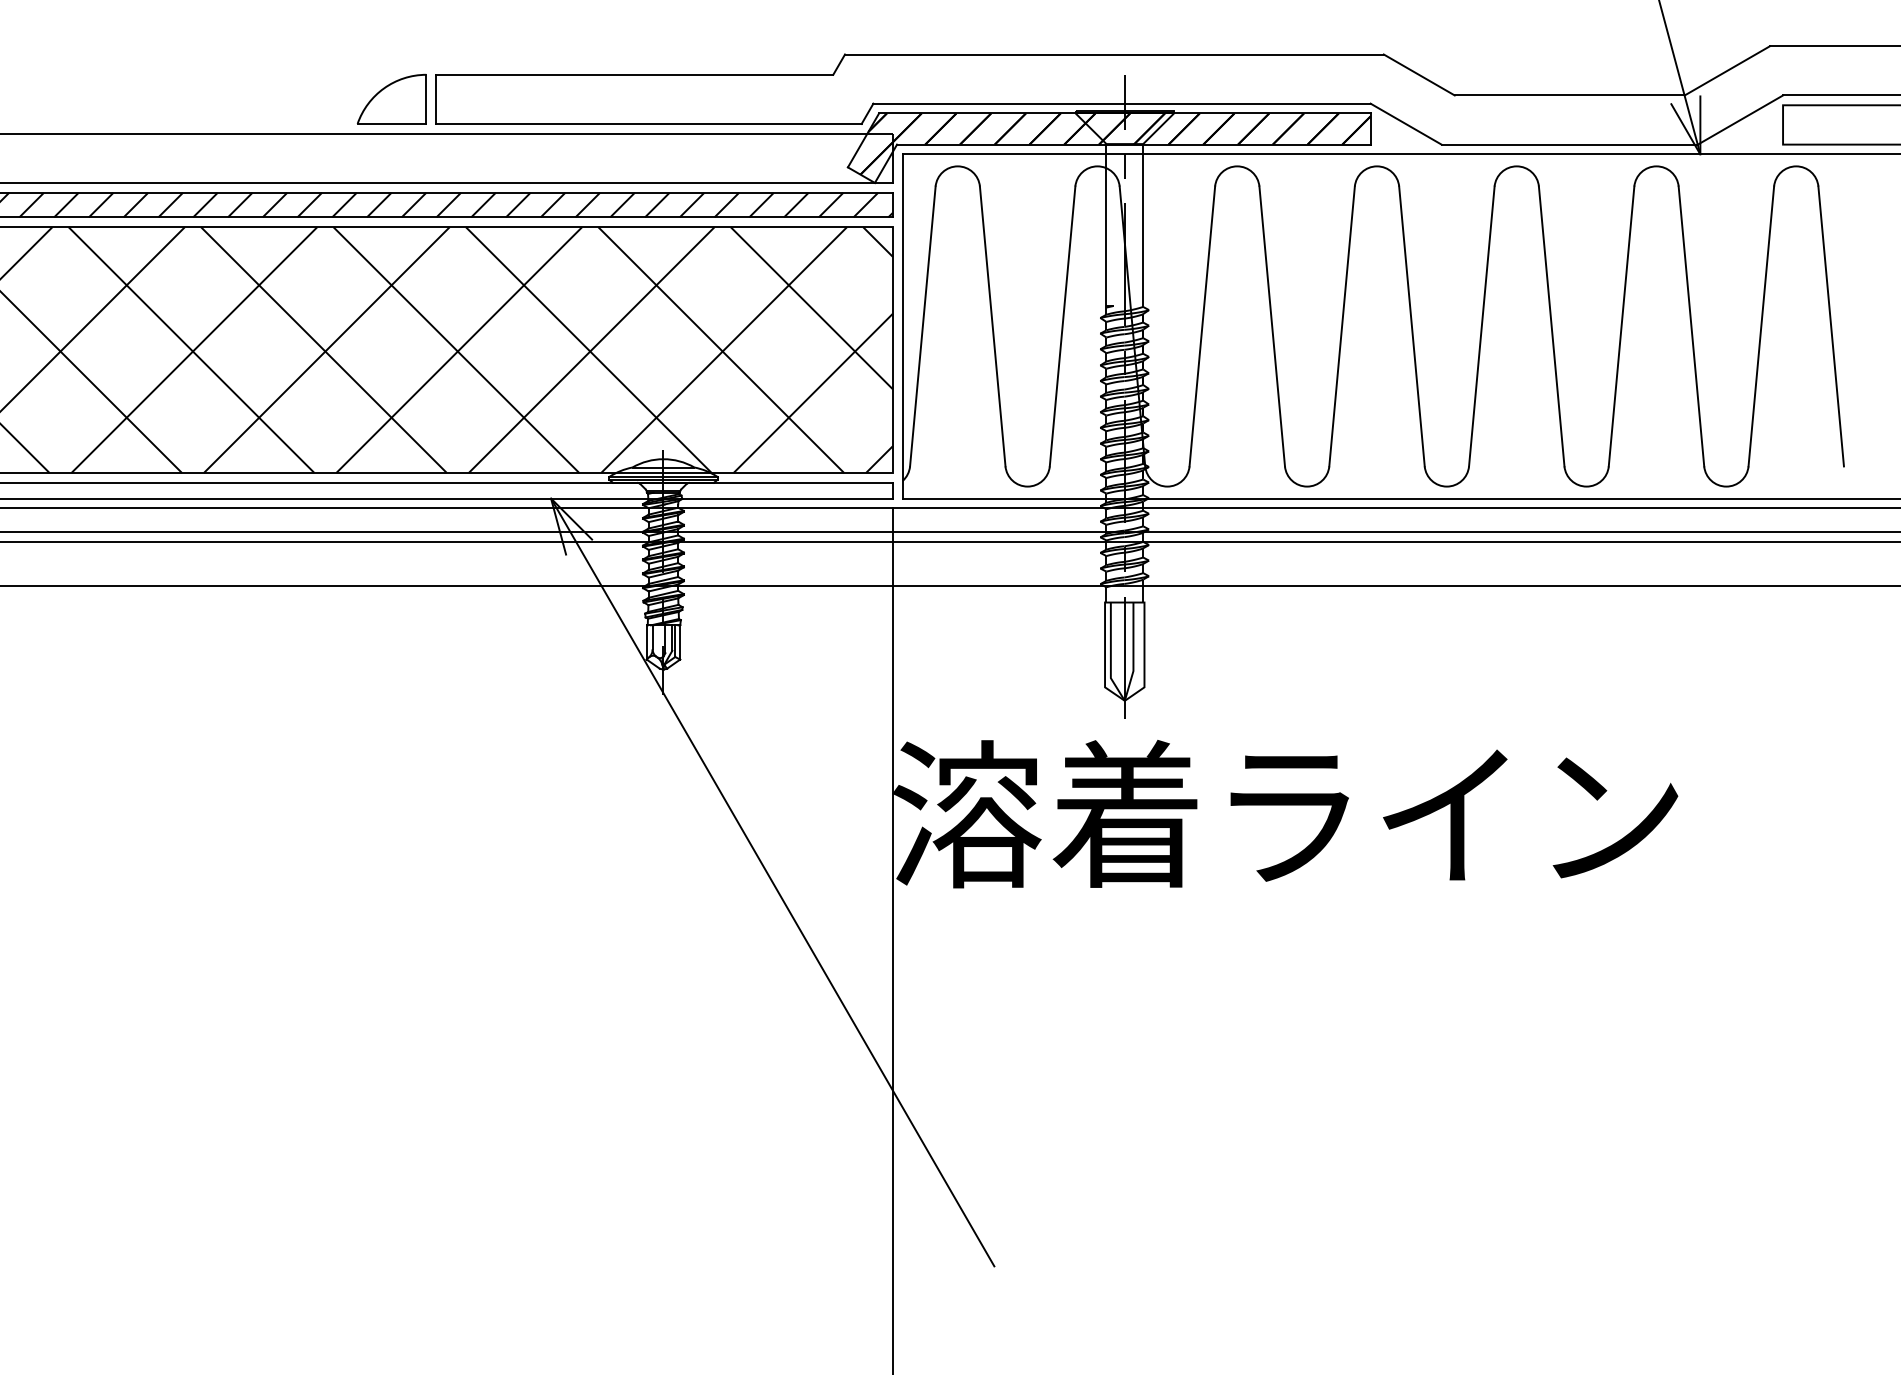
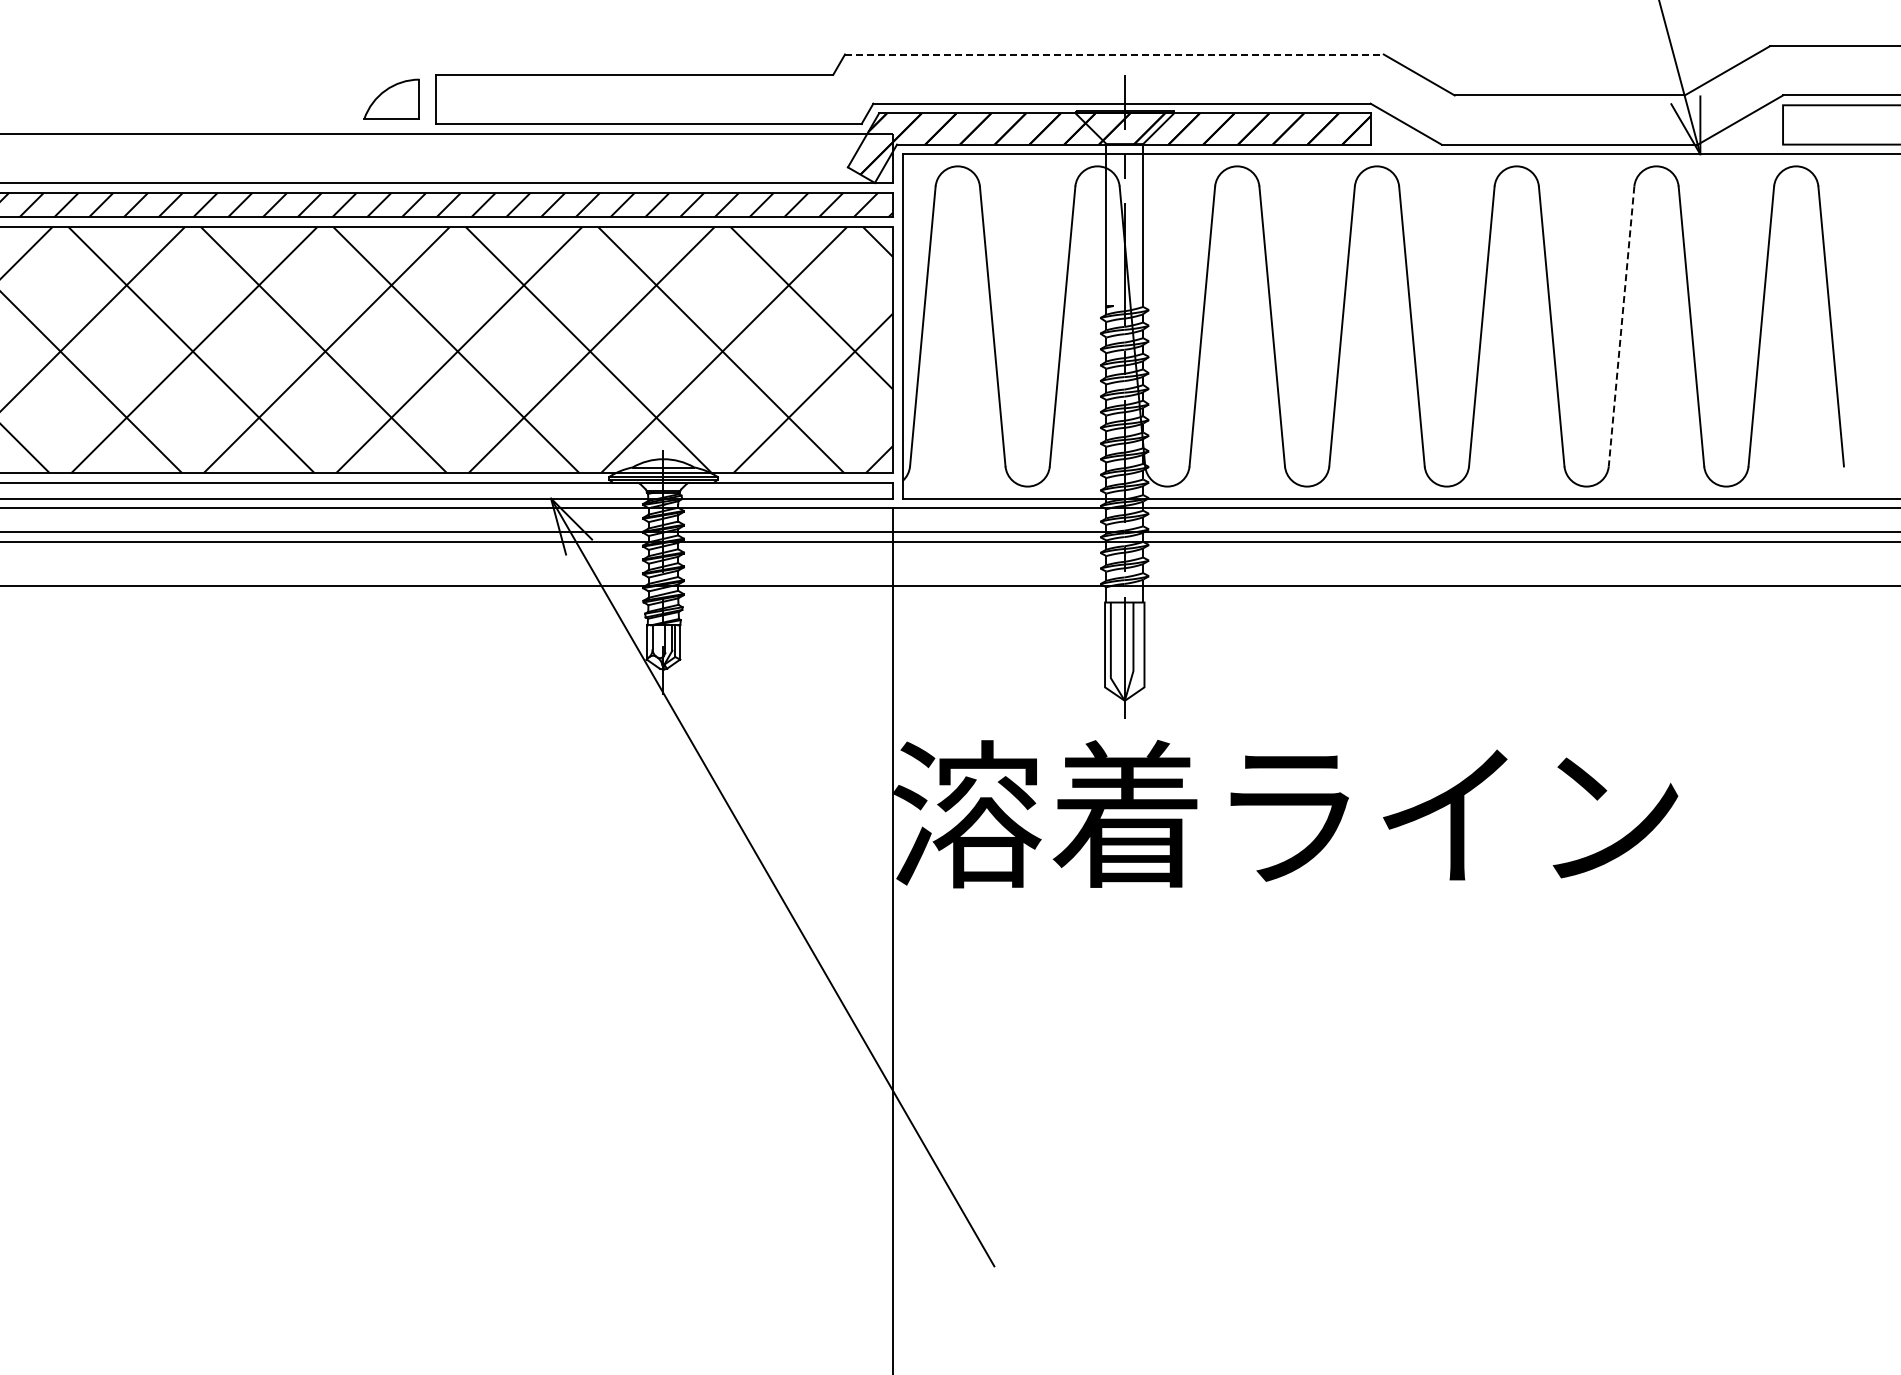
line: solid -> dashed (1114, 54)
part size: 71x52 px -> 57x42 px (391, 98)
line: solid -> dashed (1621, 326)
